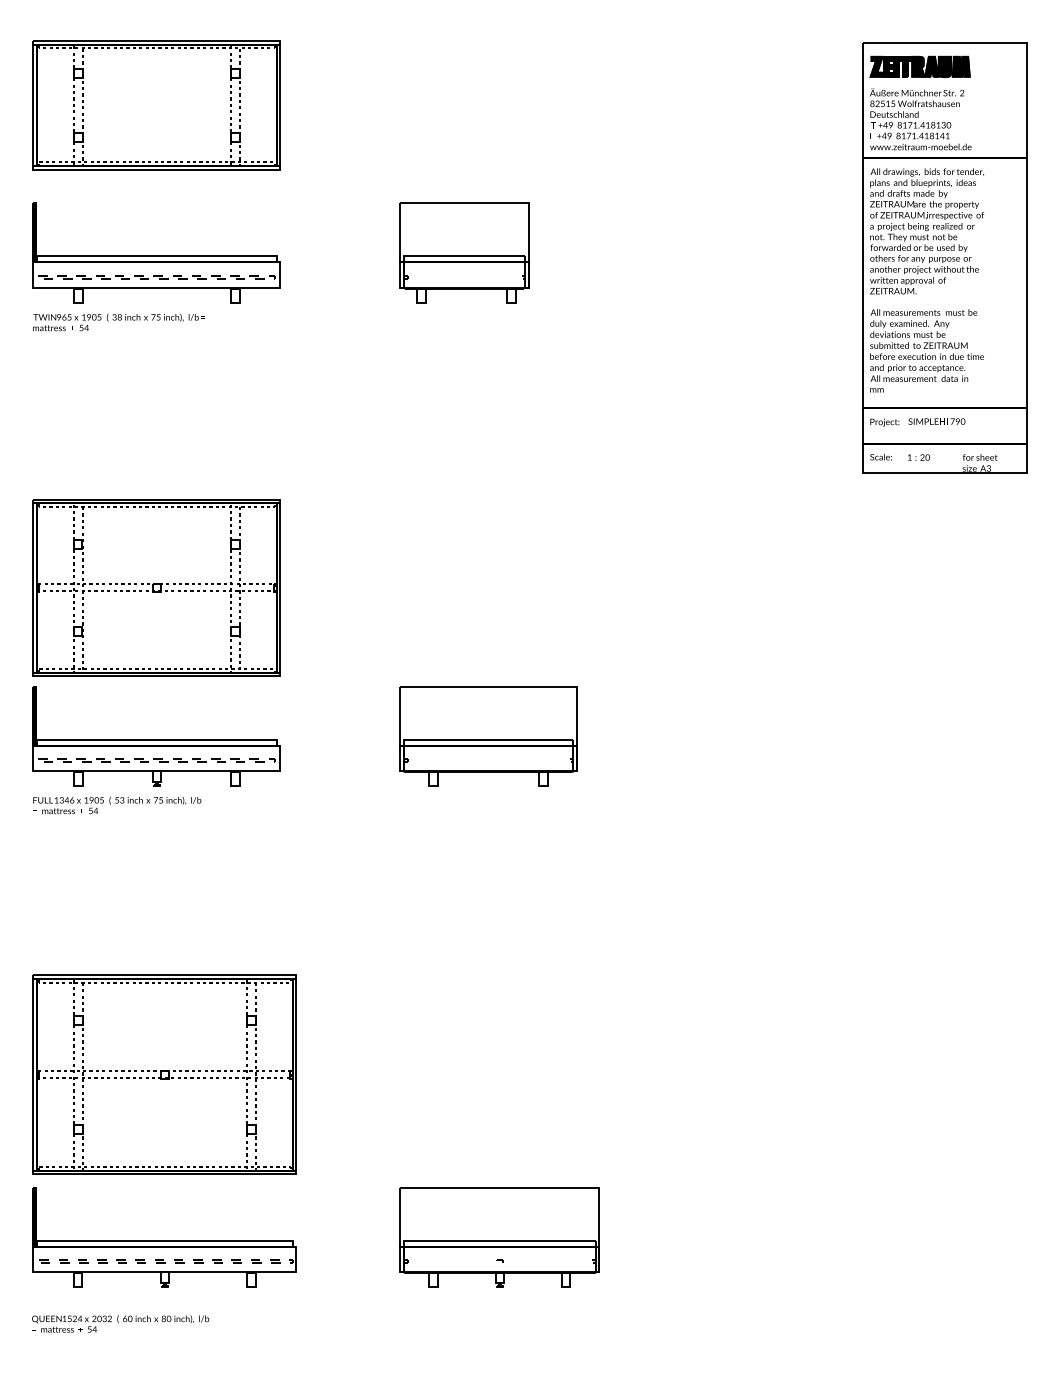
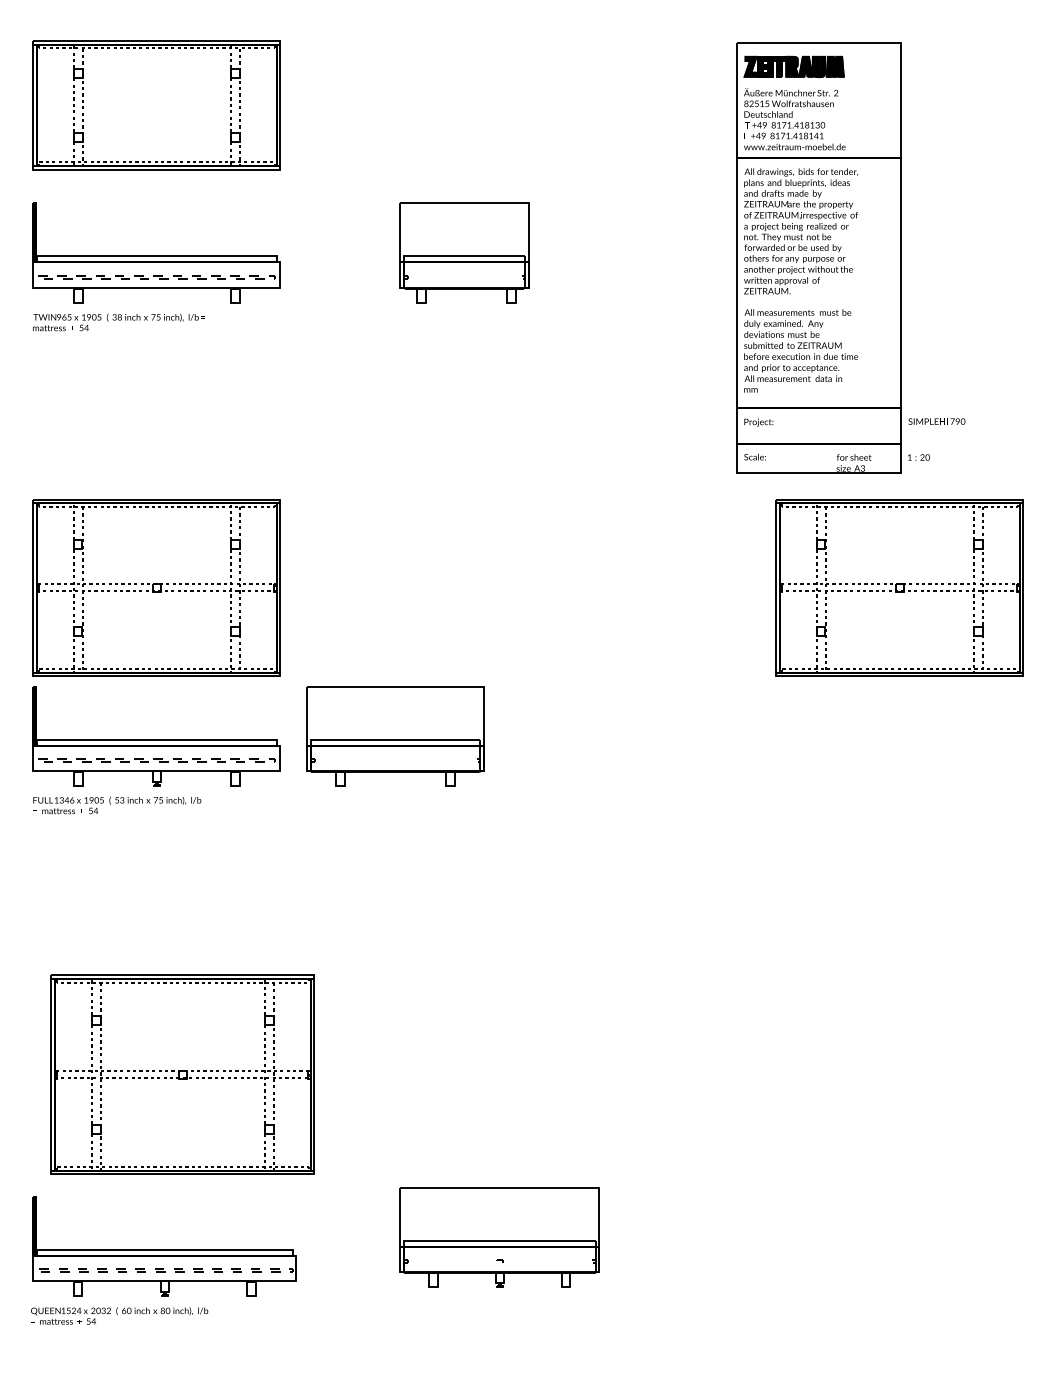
part position: (944, 257) -> (818, 257) (818, 257)
part: none -> present (899, 587)
part position: (488, 736) -> (395, 736) (395, 736)
part position: (164, 1074) -> (182, 1074) (182, 1074)
part position: (164, 1237) -> (164, 1246) (164, 1246)
text position: (120, 1323) -> (119, 1315) (119, 1315)
